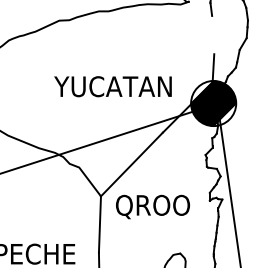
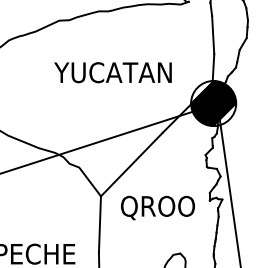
line: none -> present (213, 34)
text position: (112, 86) -> (112, 72) (112, 72)
text position: (152, 206) -> (157, 207) (157, 207)
